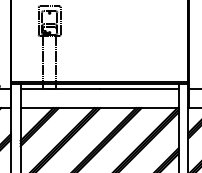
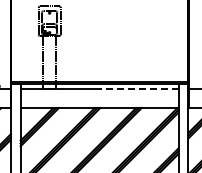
line: solid -> dashed (138, 88)
